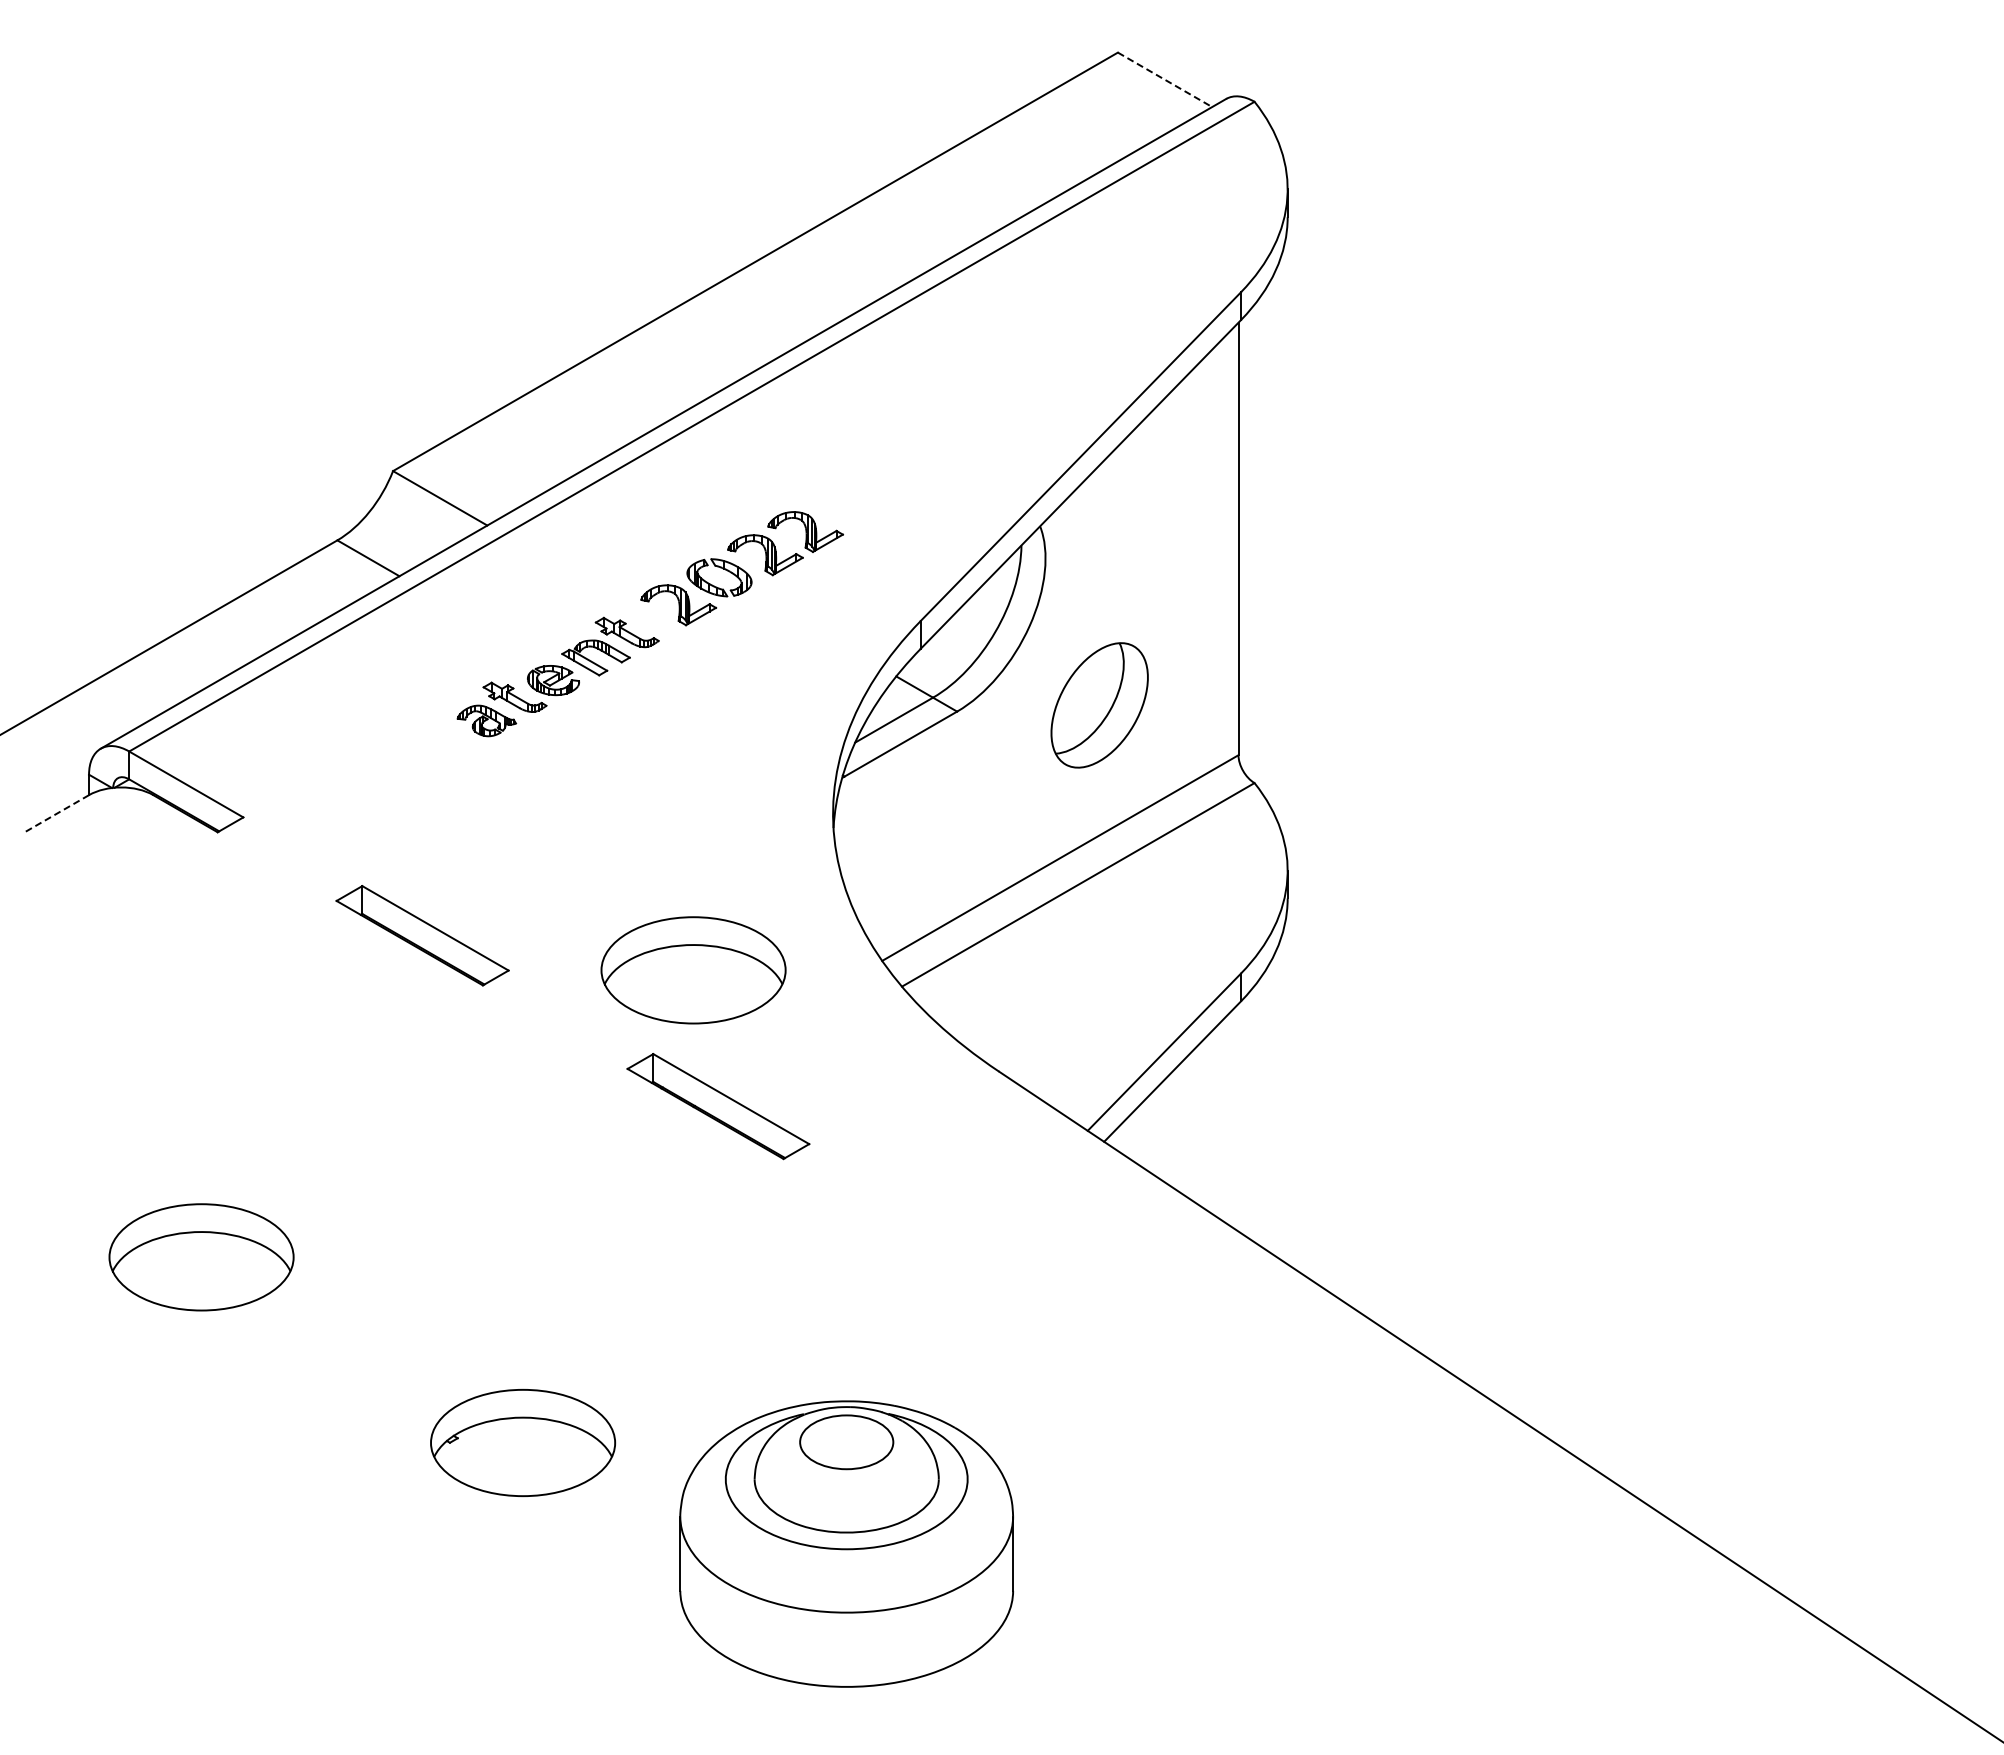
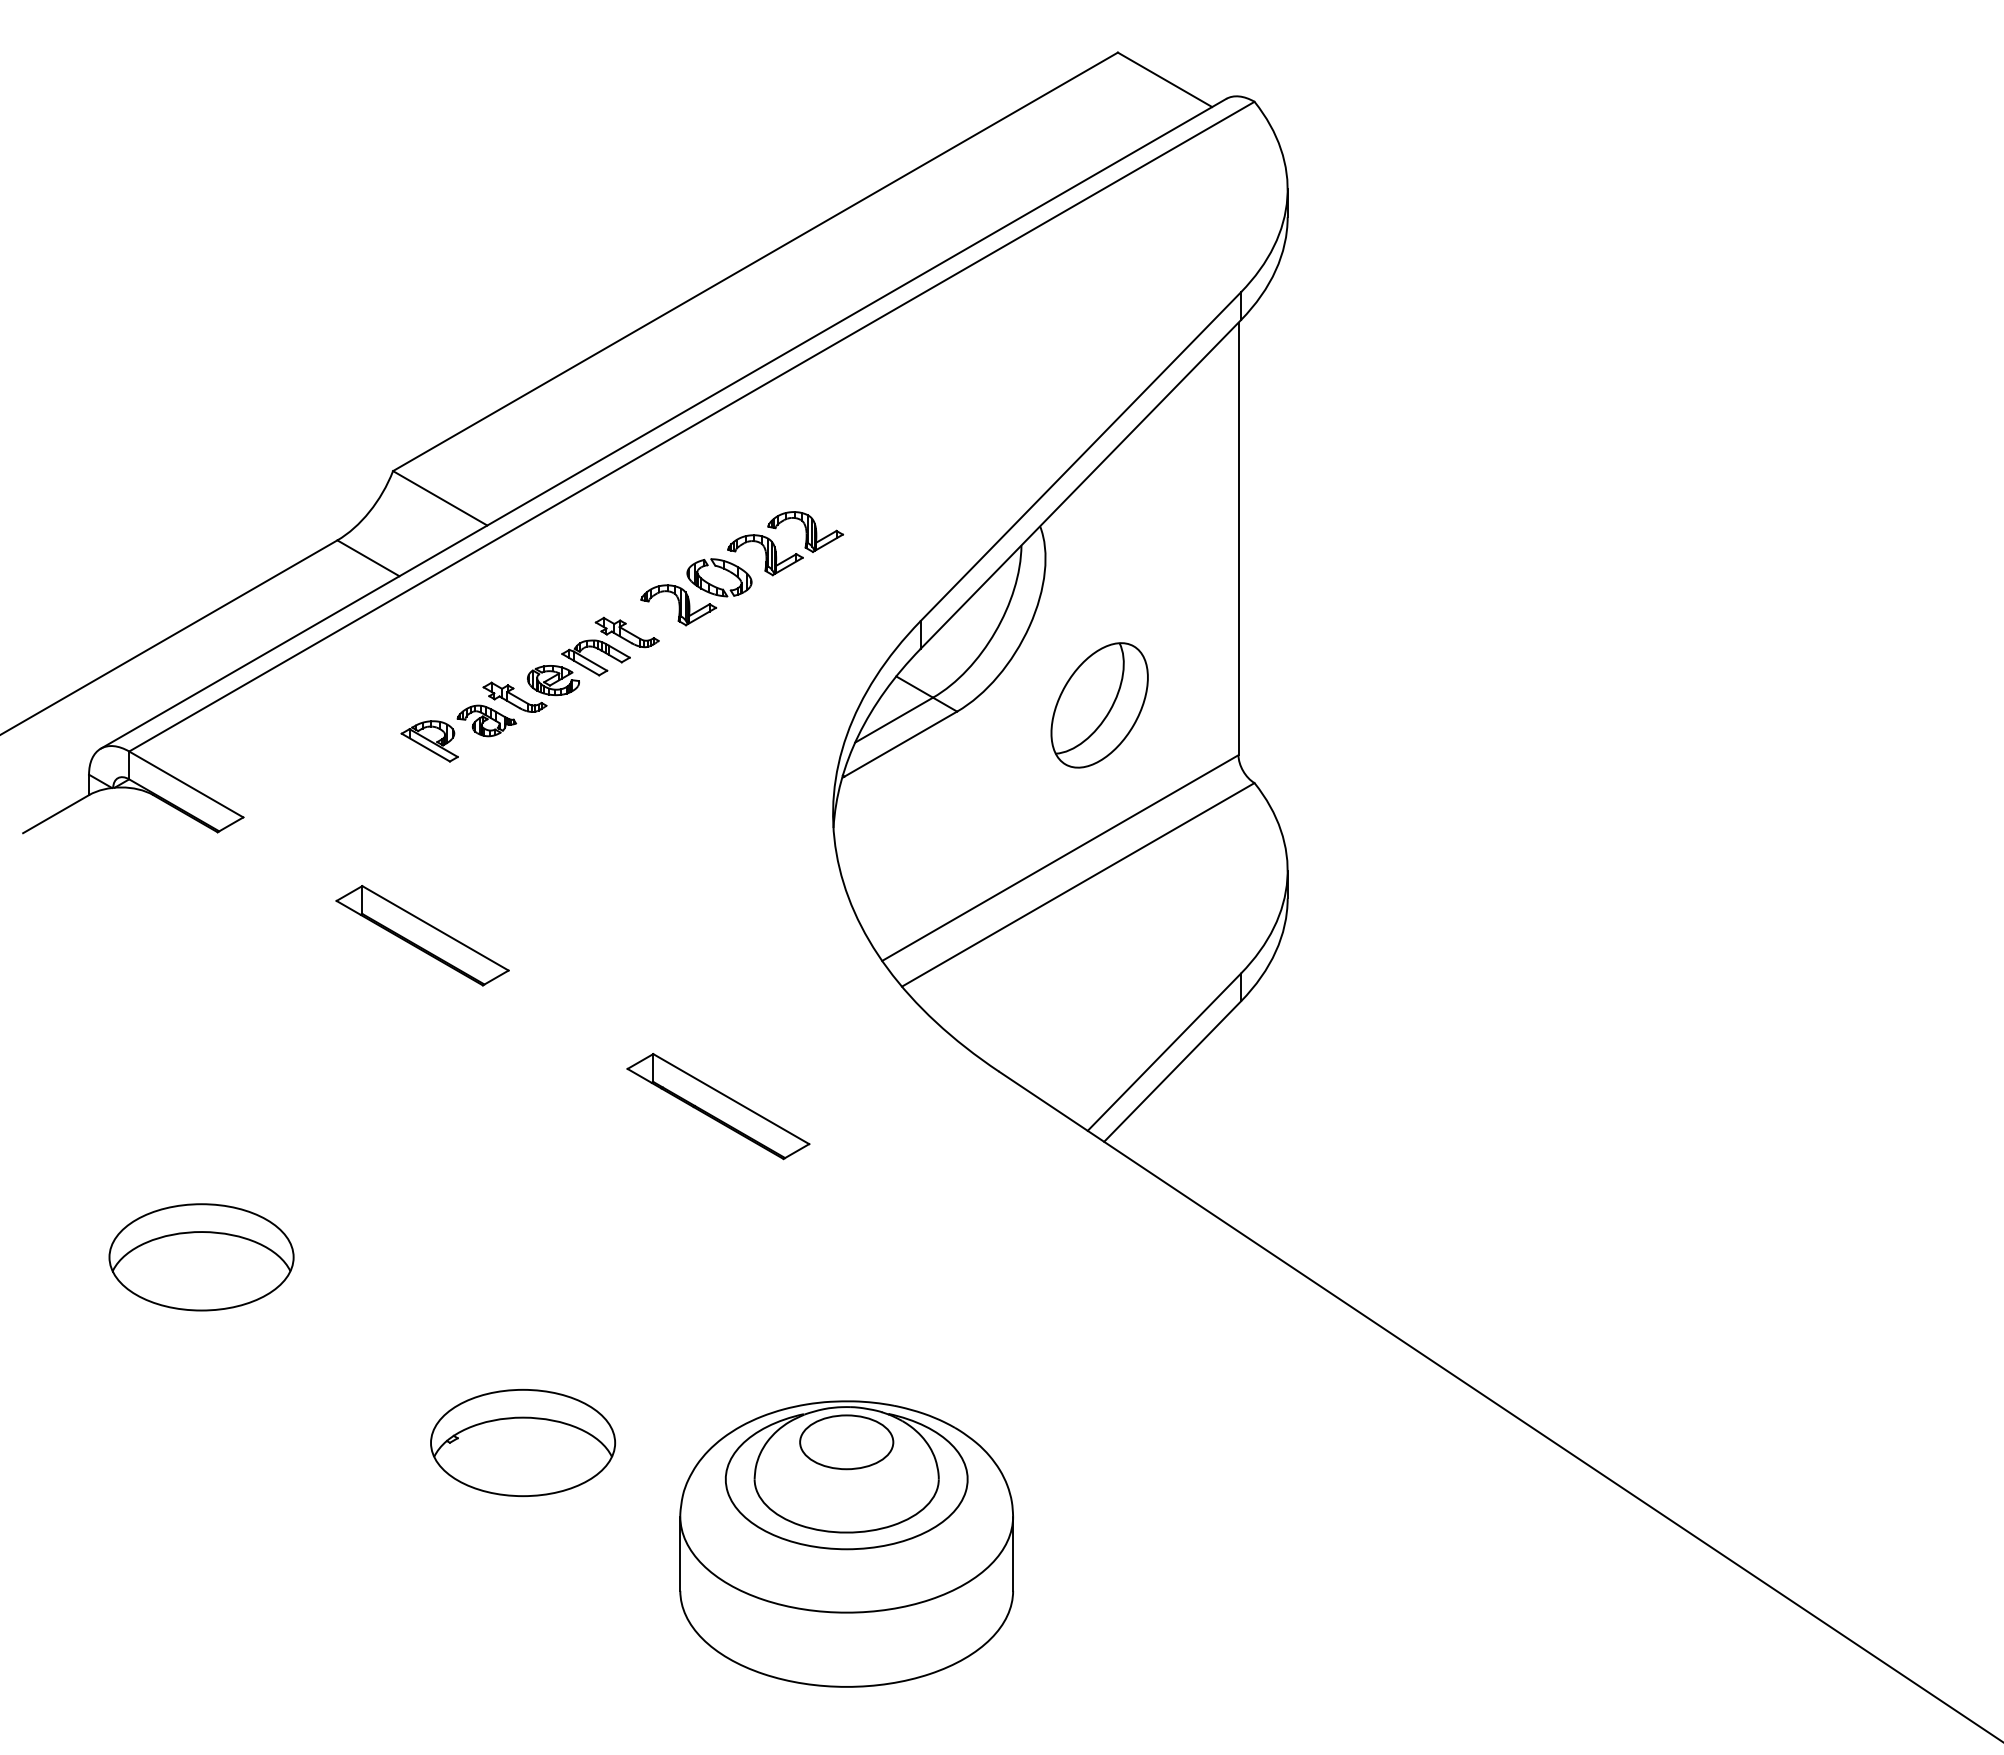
line: dashed -> solid (1165, 80)
part: none -> present (429, 741)
line: dashed -> solid (55, 814)
part: present -> none (693, 970)
